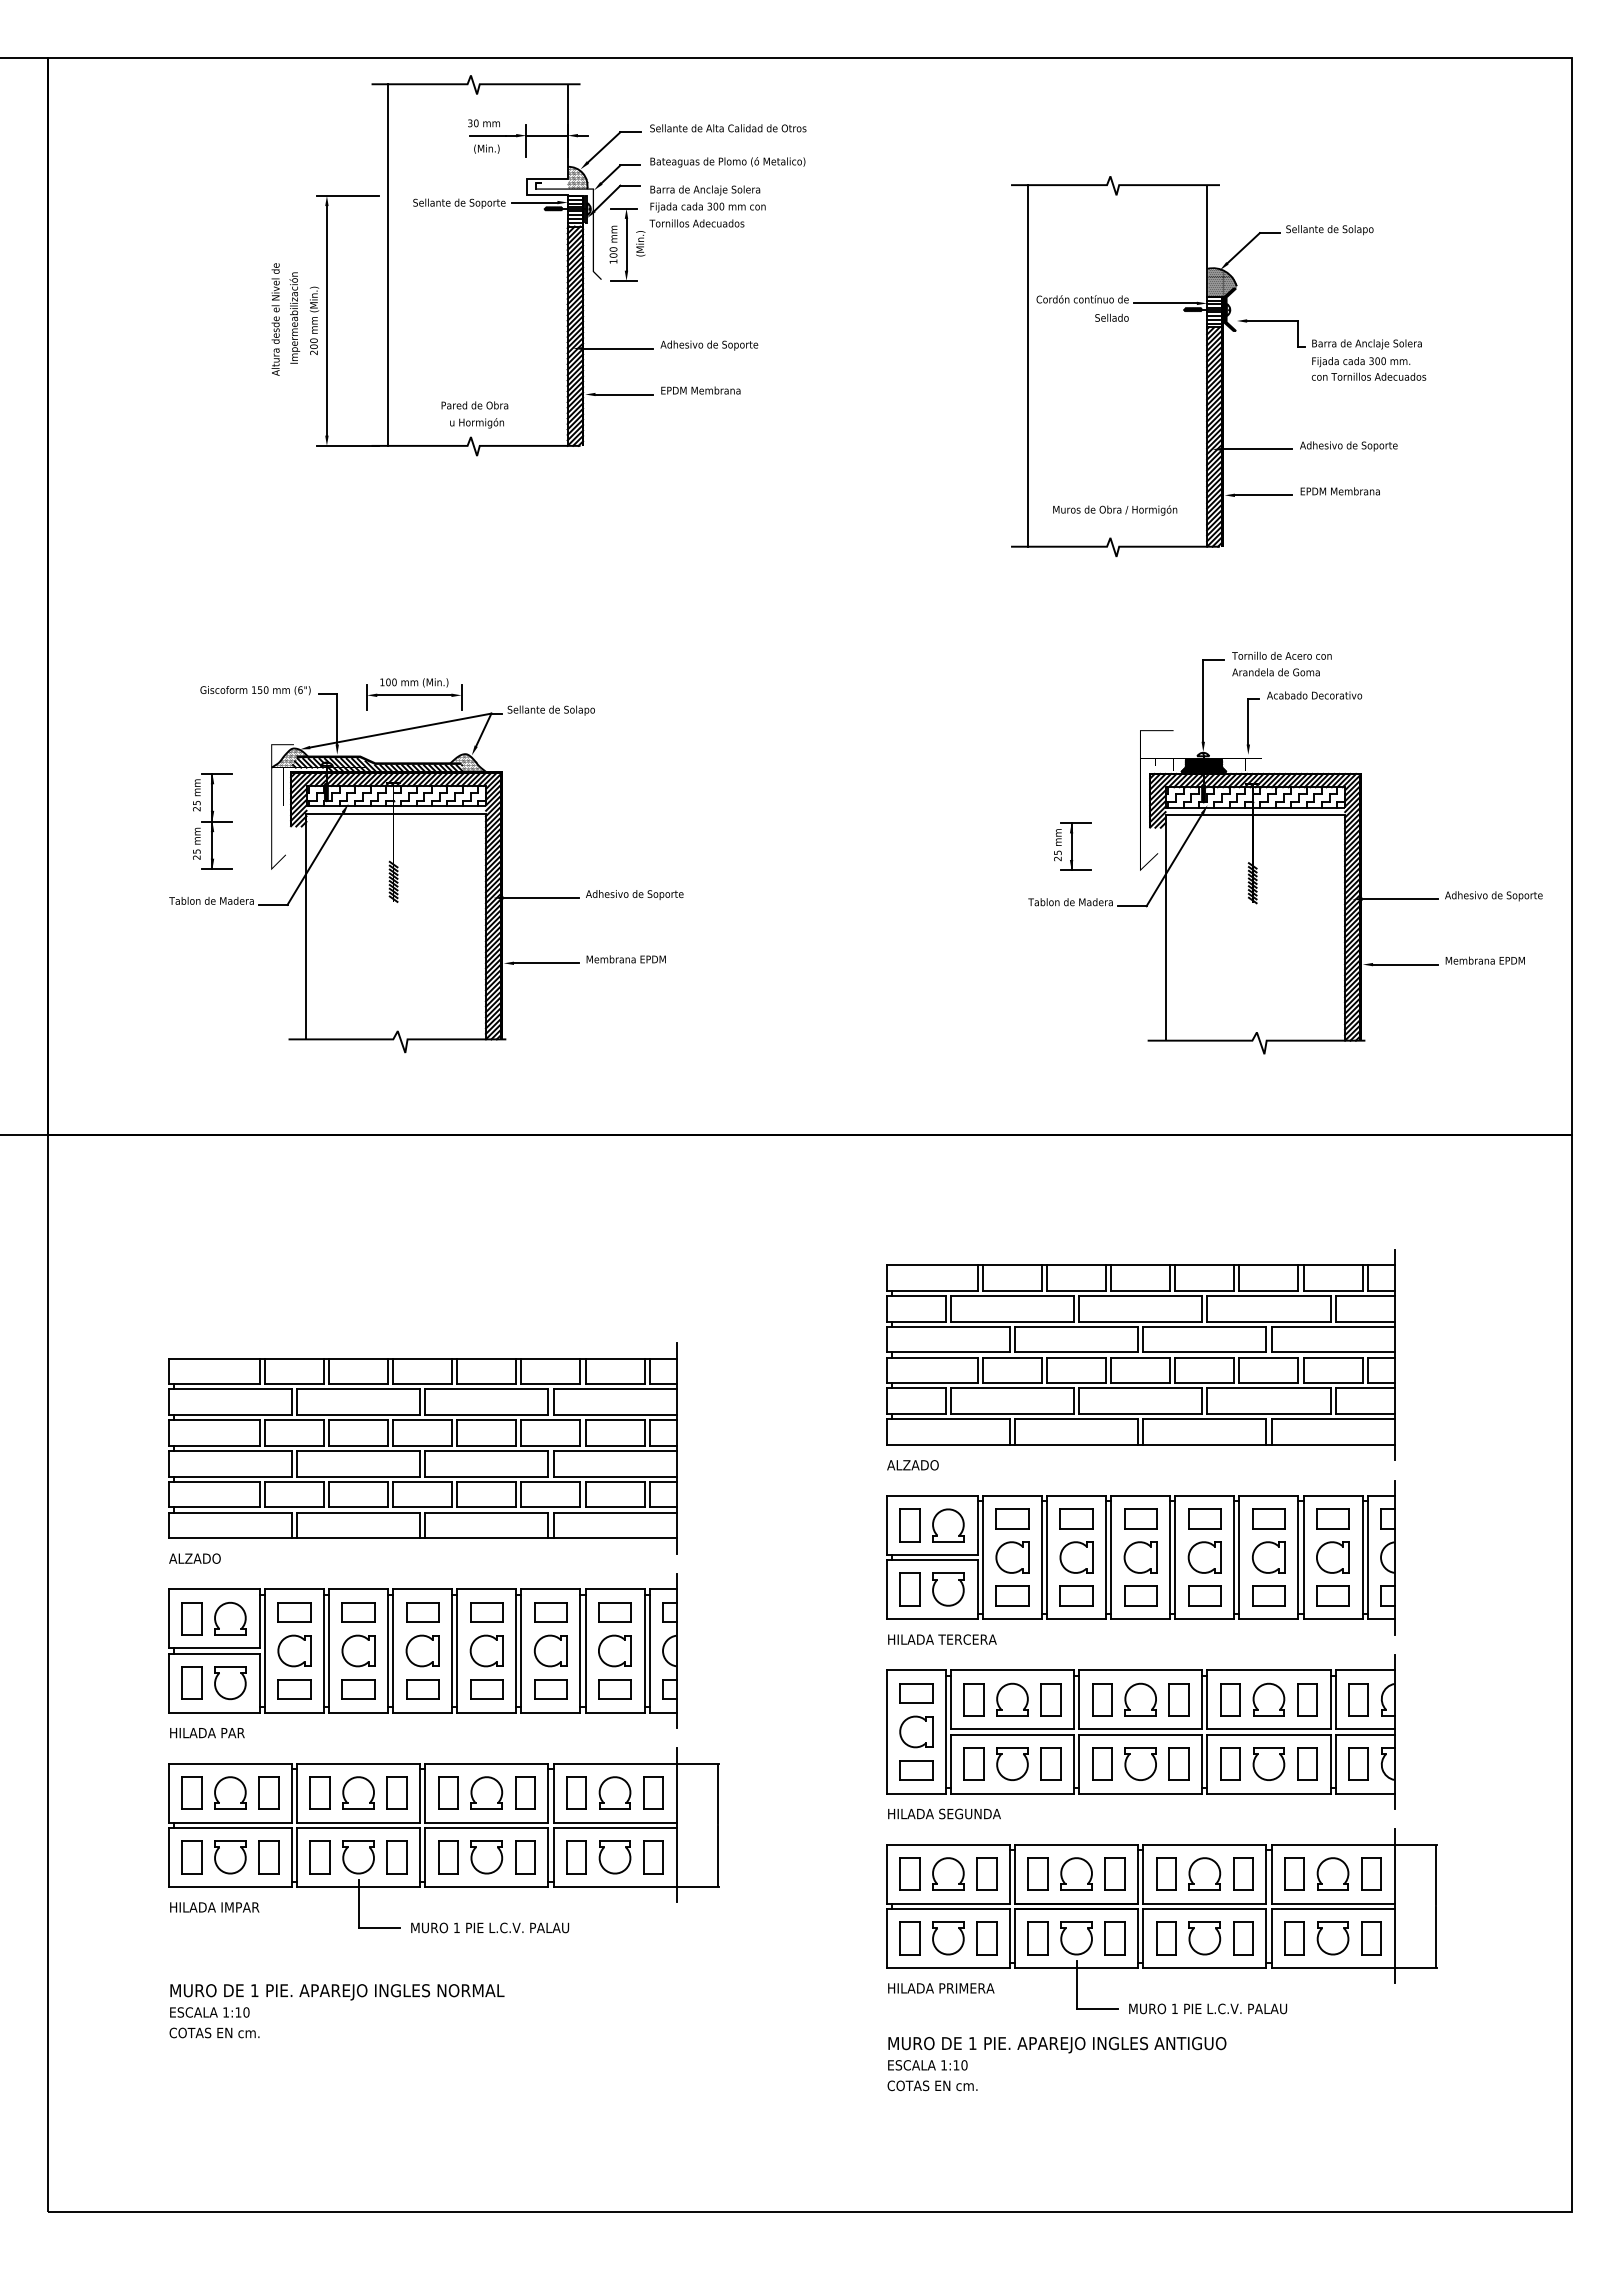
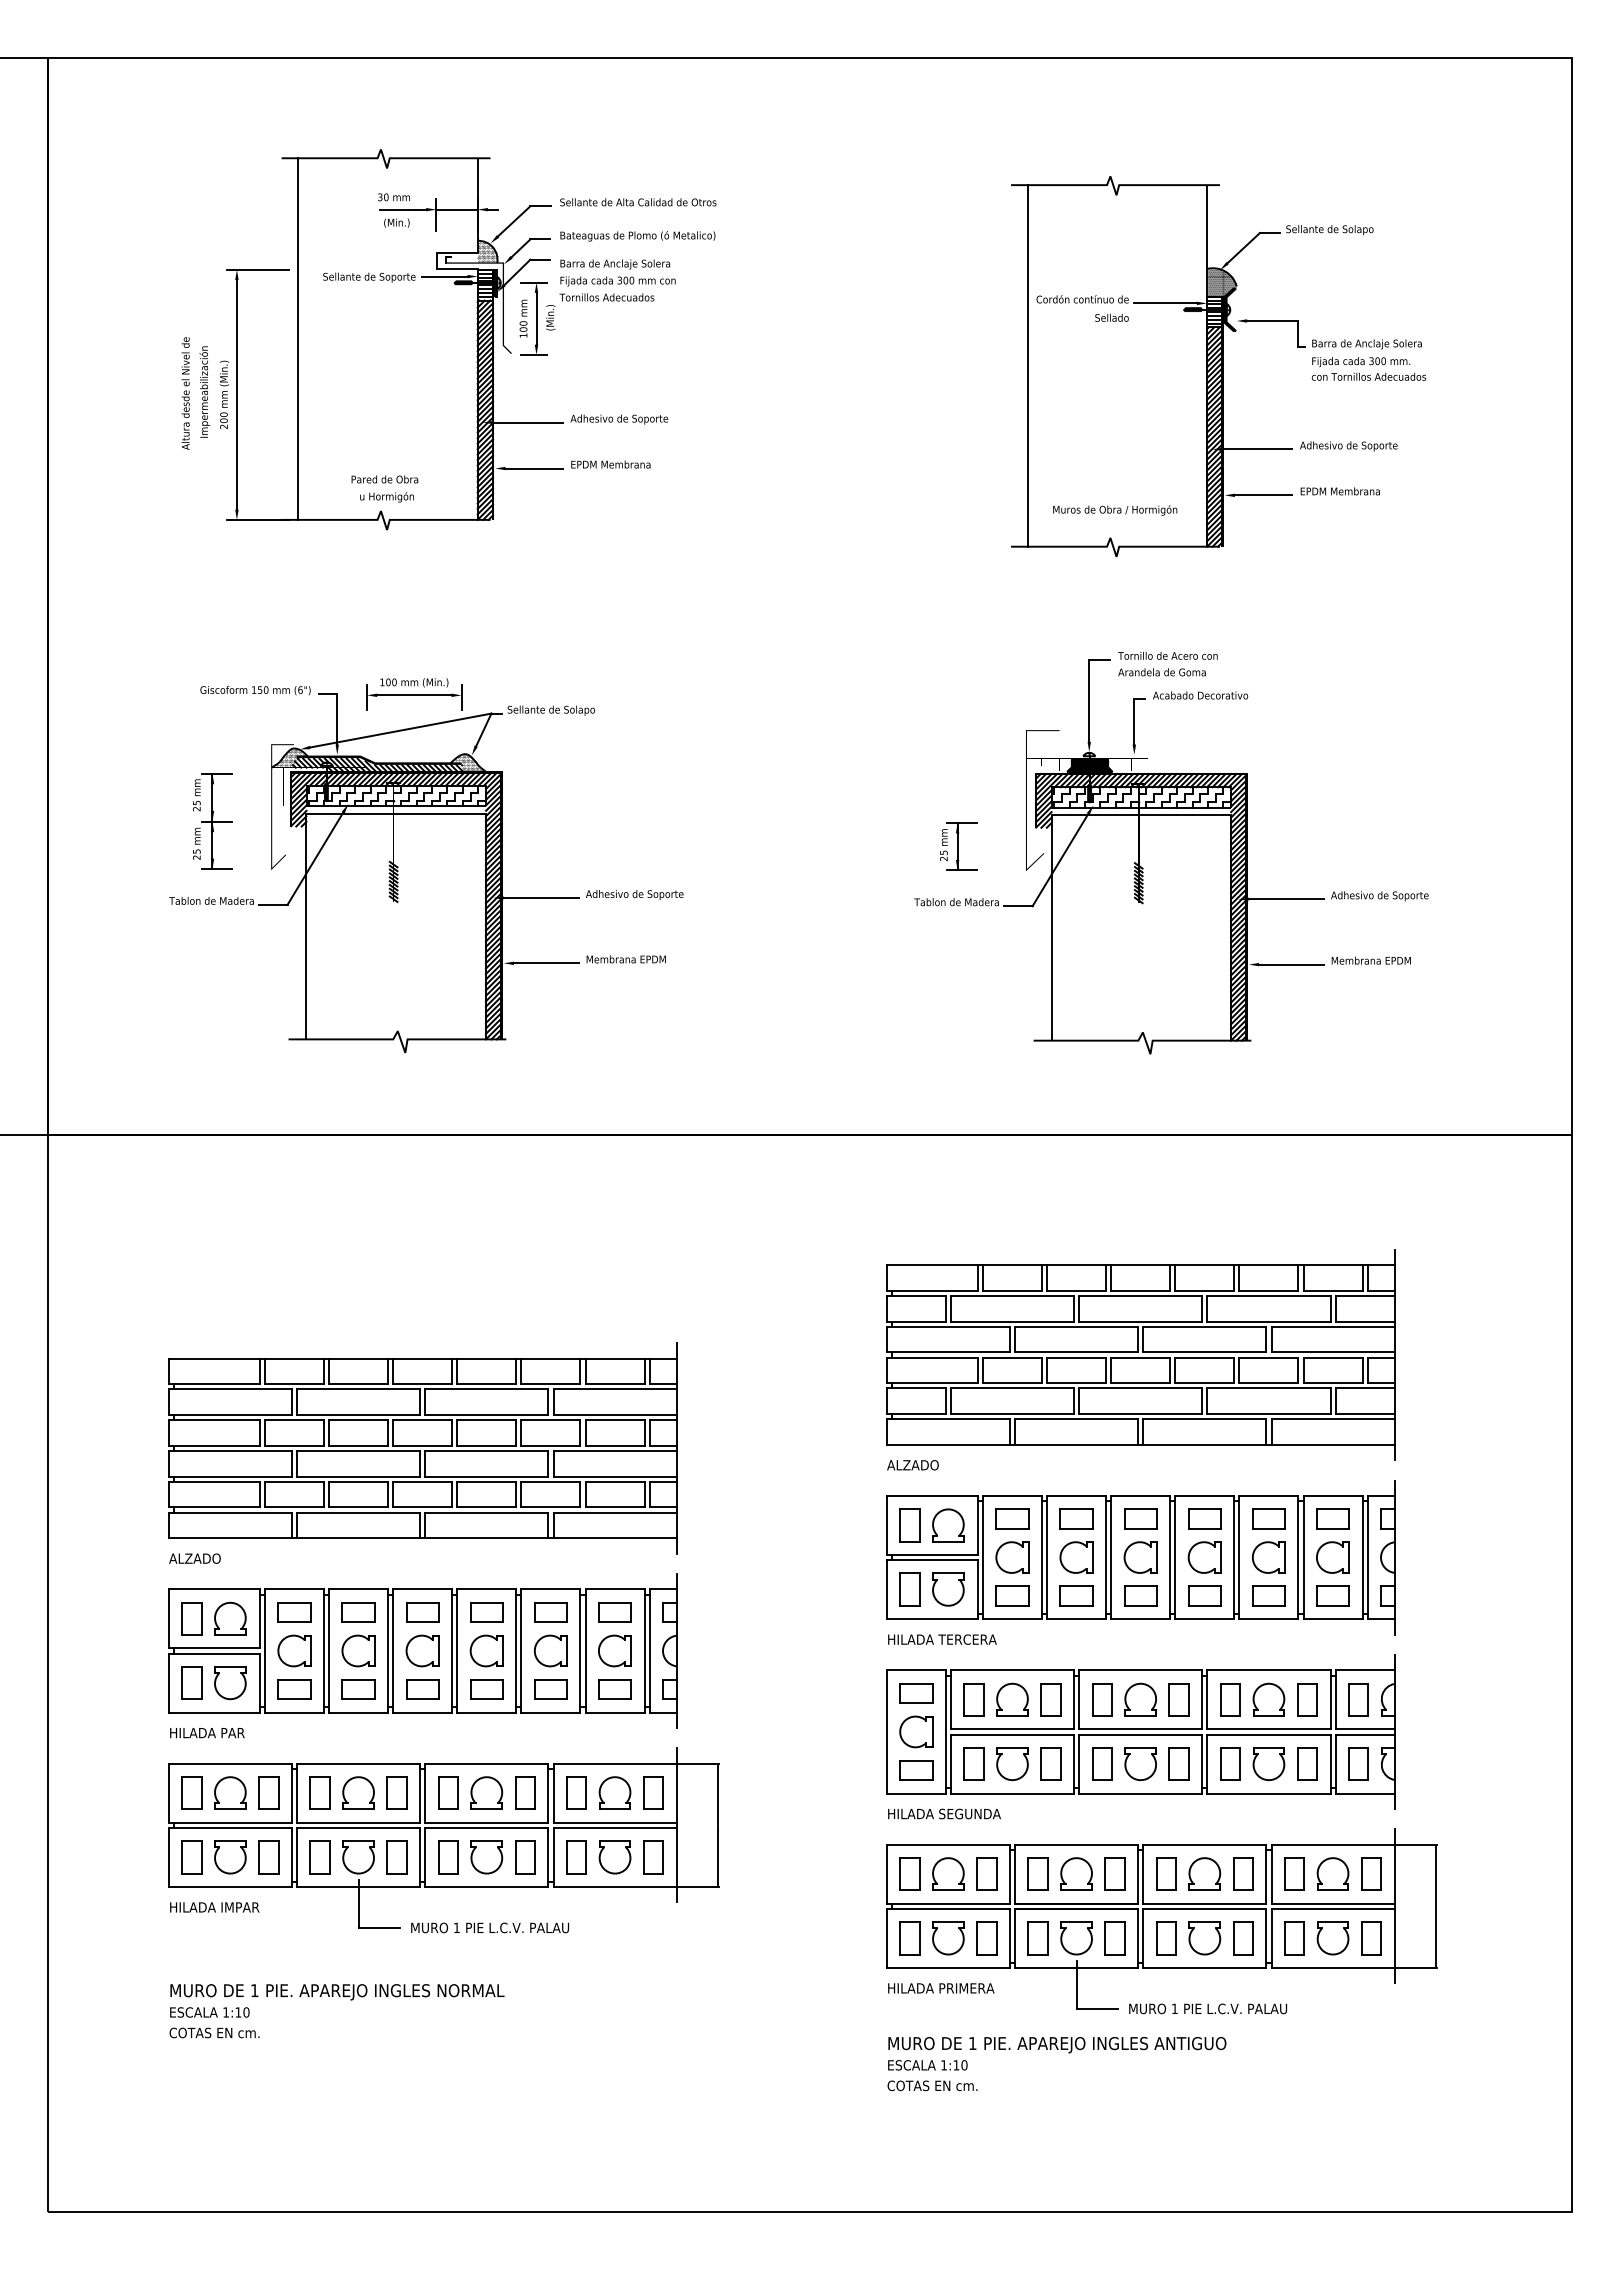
part position: (538, 265) -> (448, 339) (448, 339)
part position: (1285, 852) -> (1171, 852) (1171, 852)
